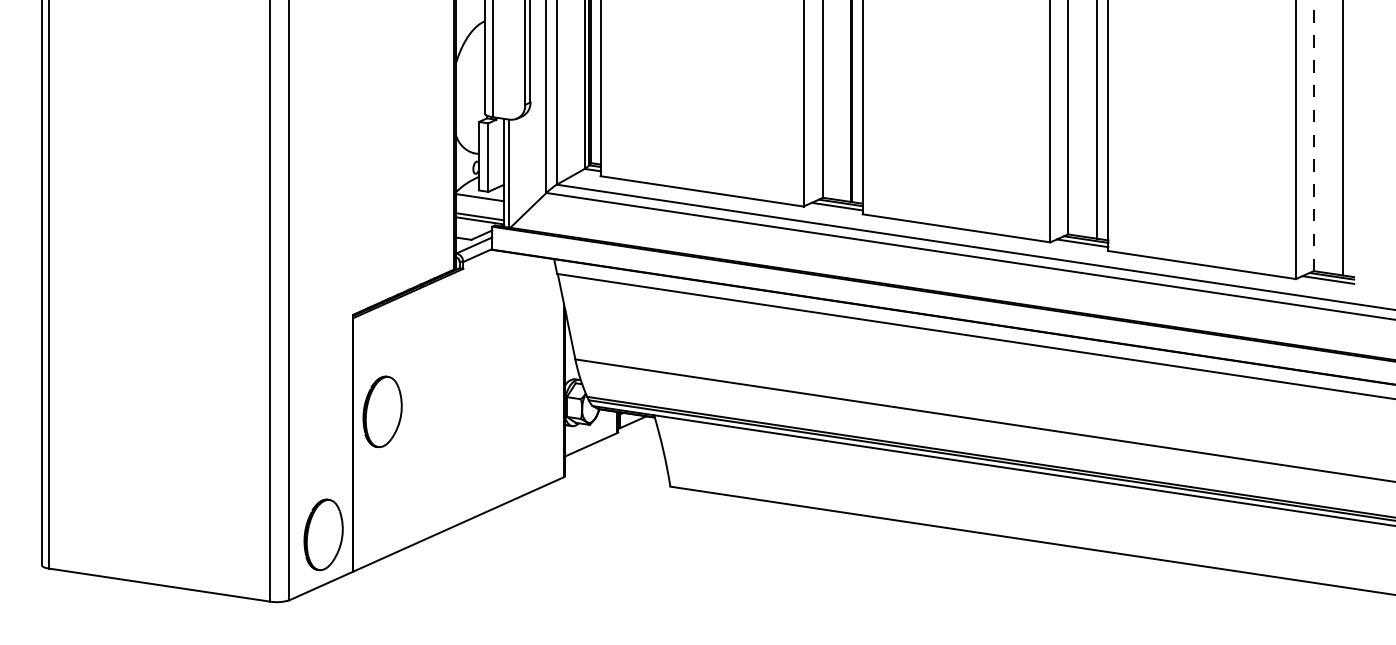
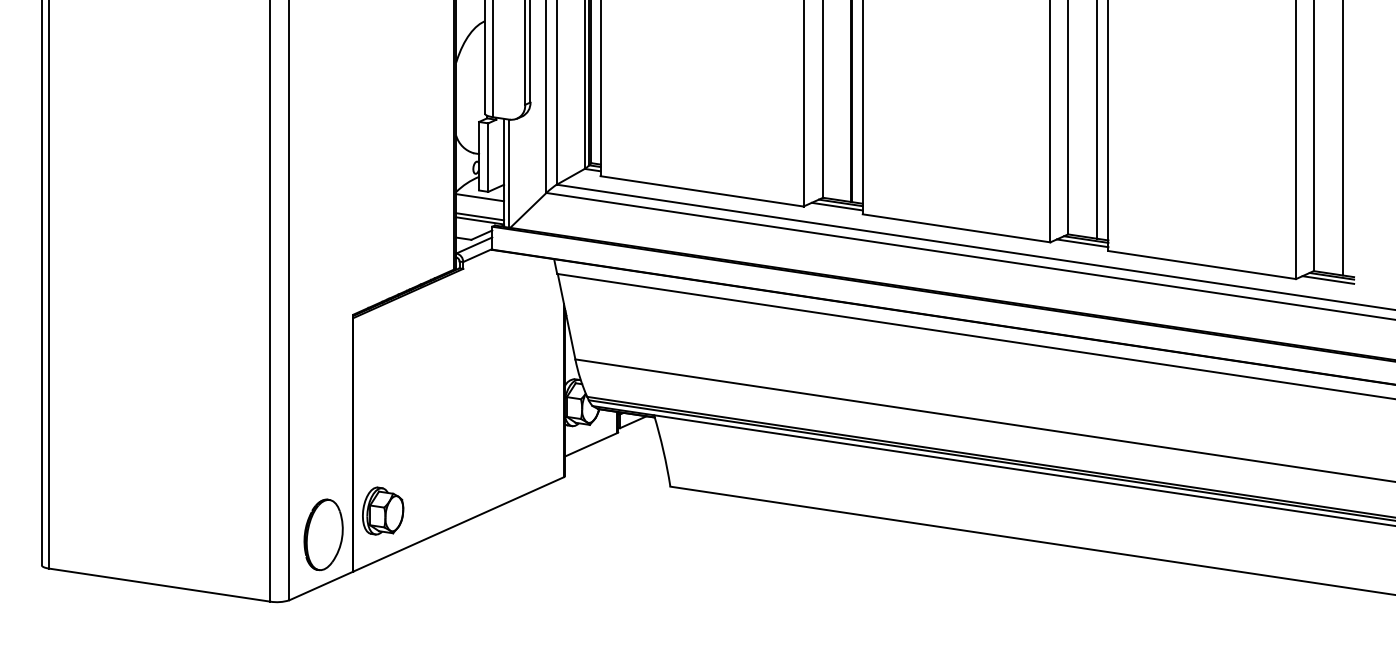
line: dashed -> solid (1313, 135)
part: present -> none (382, 411)
part: none -> present (383, 510)
